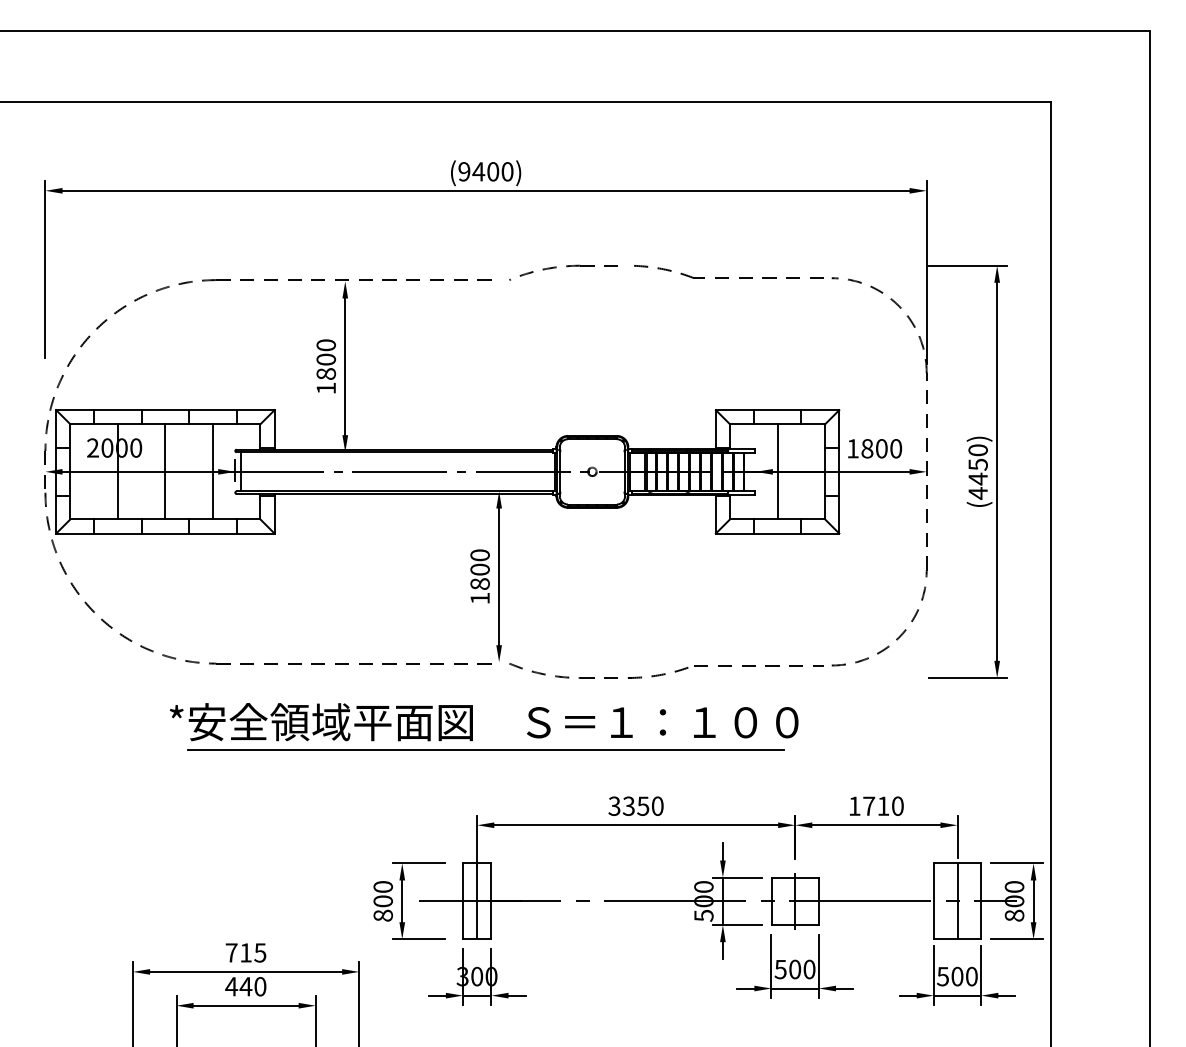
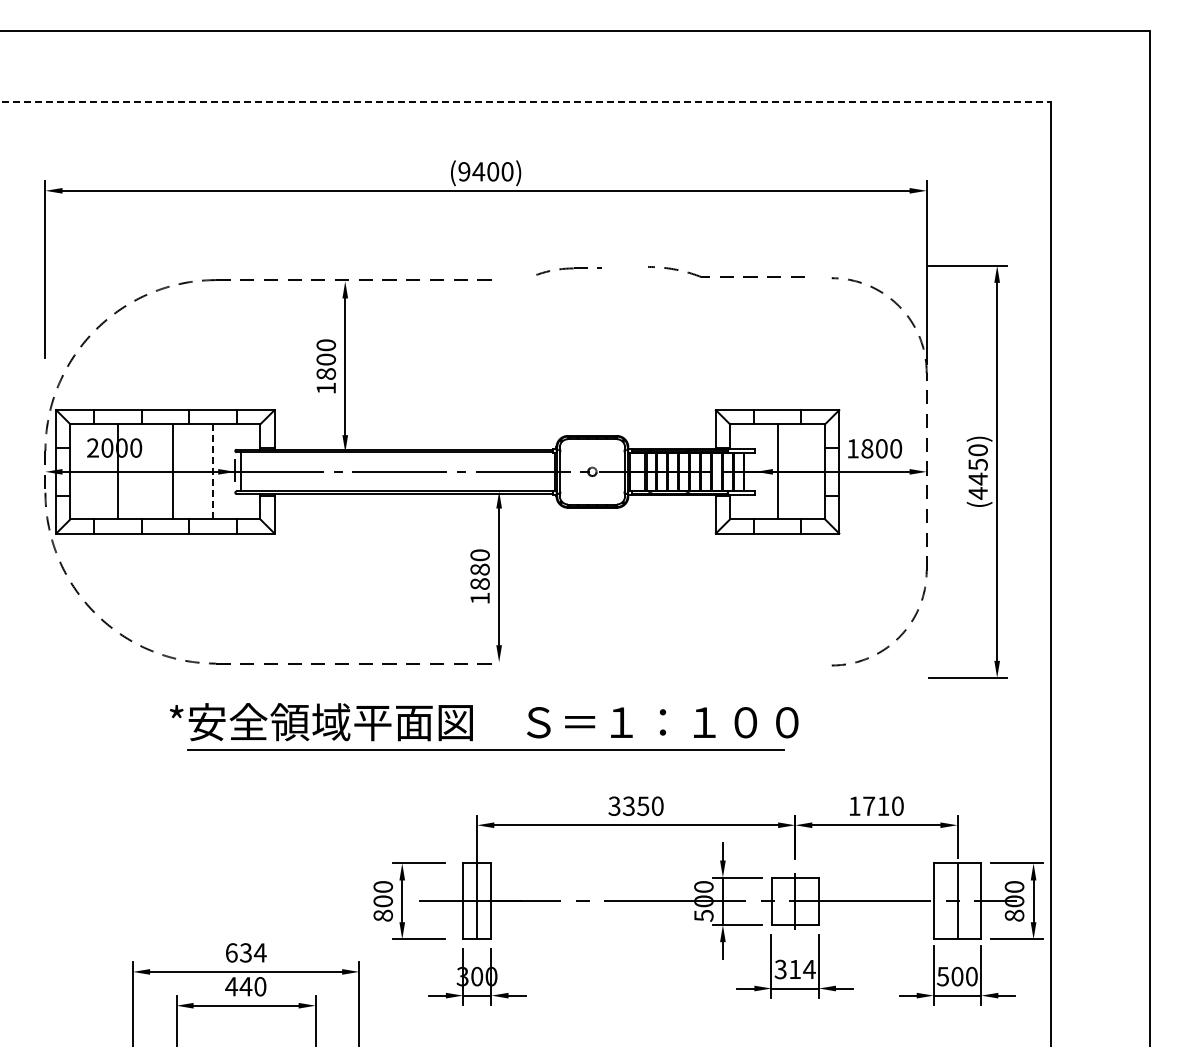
line: solid -> dashed (525, 101)
part size: 190x14 px -> 157x12 px (726, 271)
part size: 109x17 px -> 66x9 px (568, 271)
line position: (165, 471) -> (173, 471) (173, 471)
line: solid -> dashed (212, 472)
text: 1800 -> 1880 (480, 569)
part: present -> none (666, 670)
text: 715 -> 634 (245, 952)
text: 500 -> 314 (795, 969)
